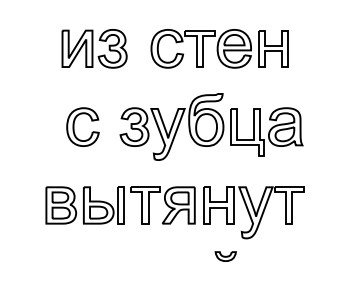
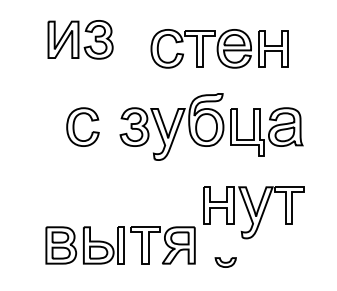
part position: (94, 48) -> (80, 39) (80, 39)
part position: (120, 205) -> (120, 245) (120, 245)
part position: (225, 256) -> (225, 262) (225, 262)
